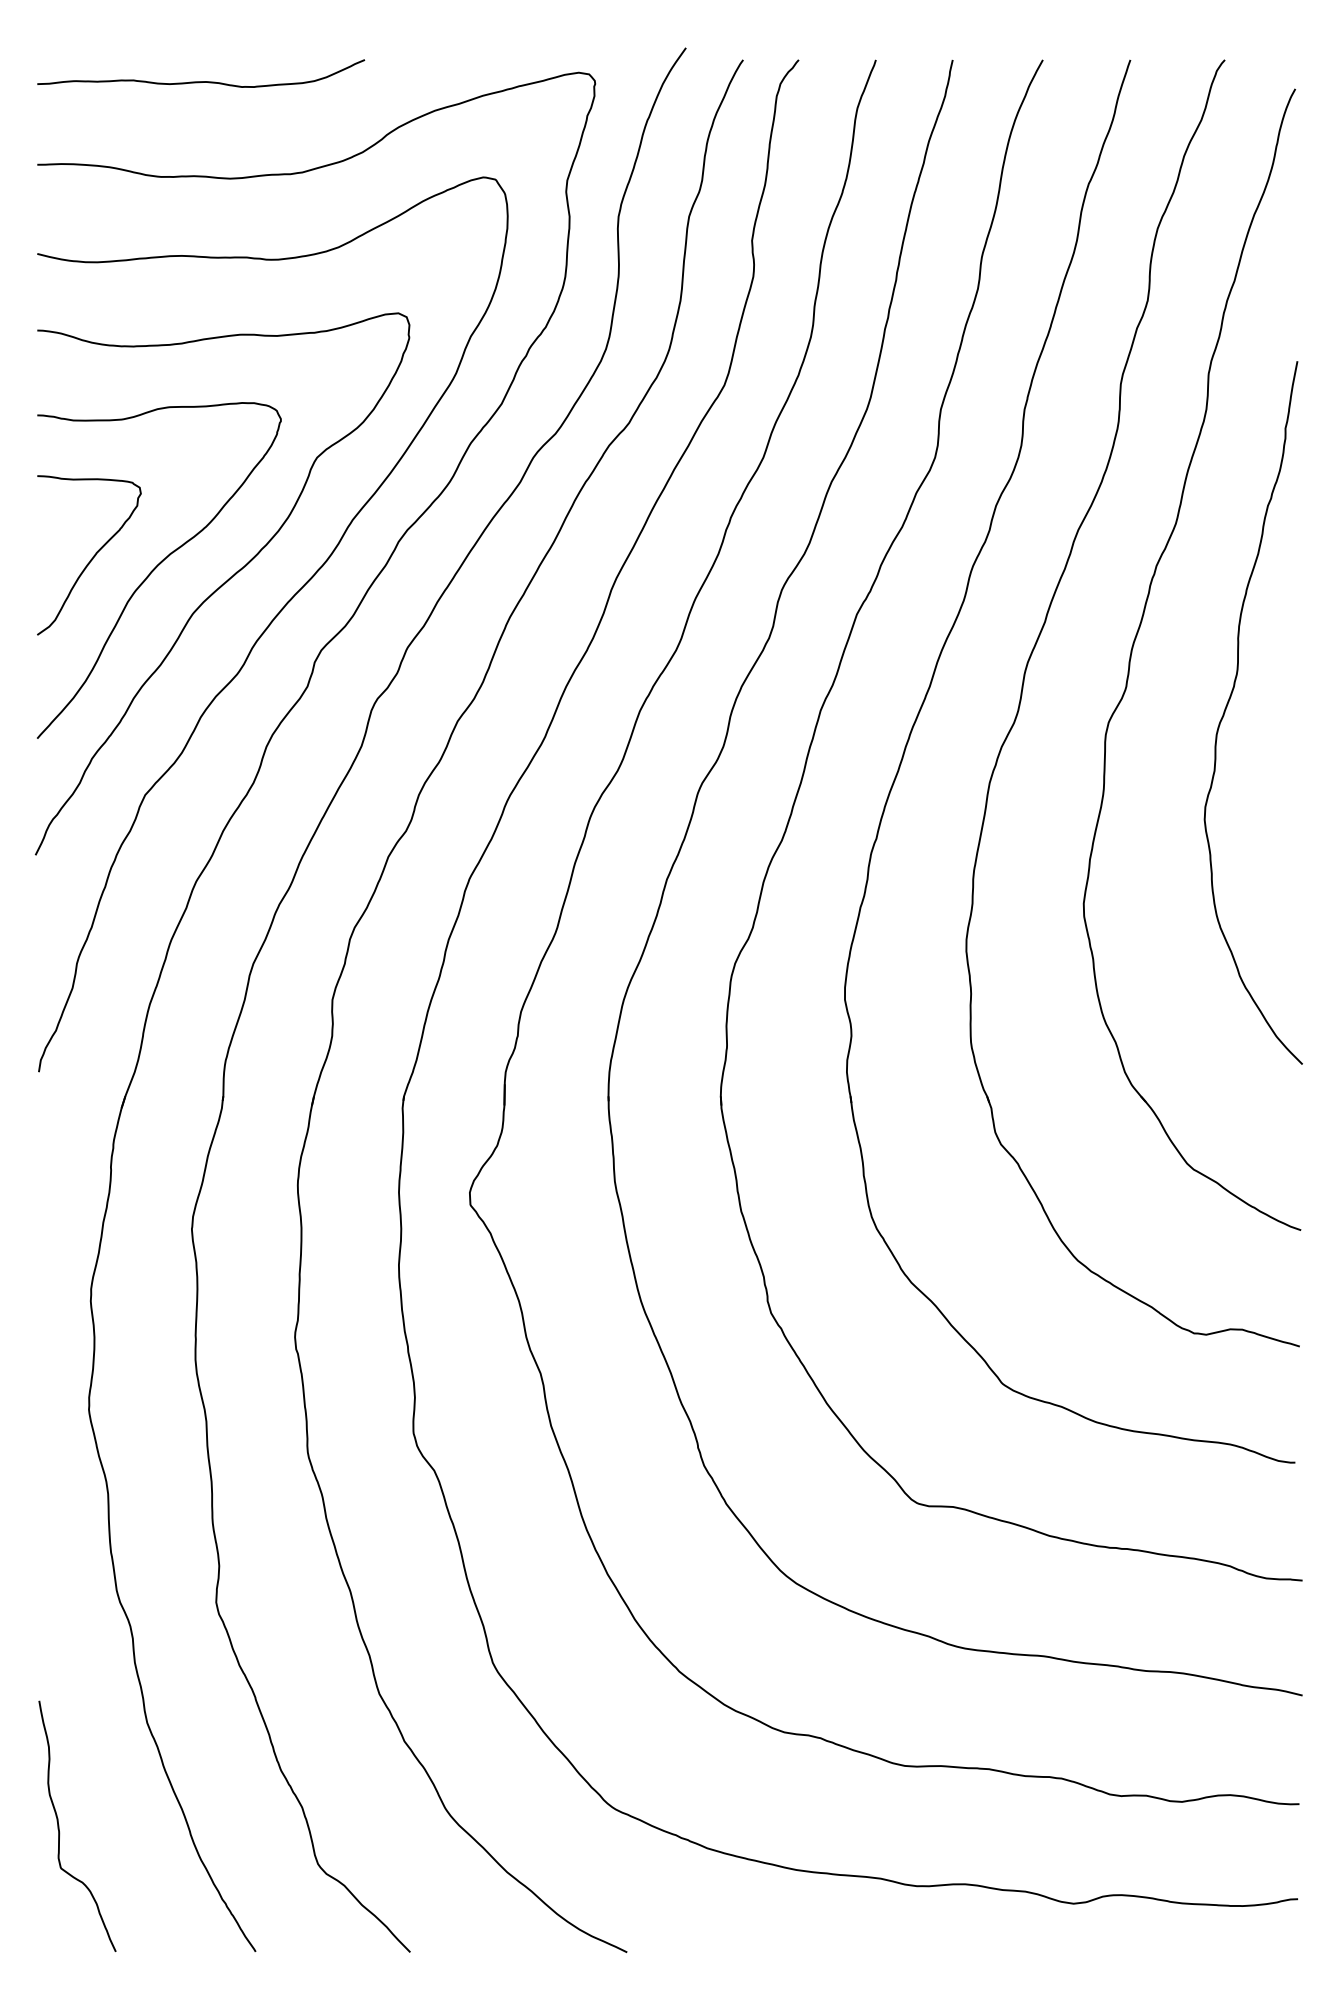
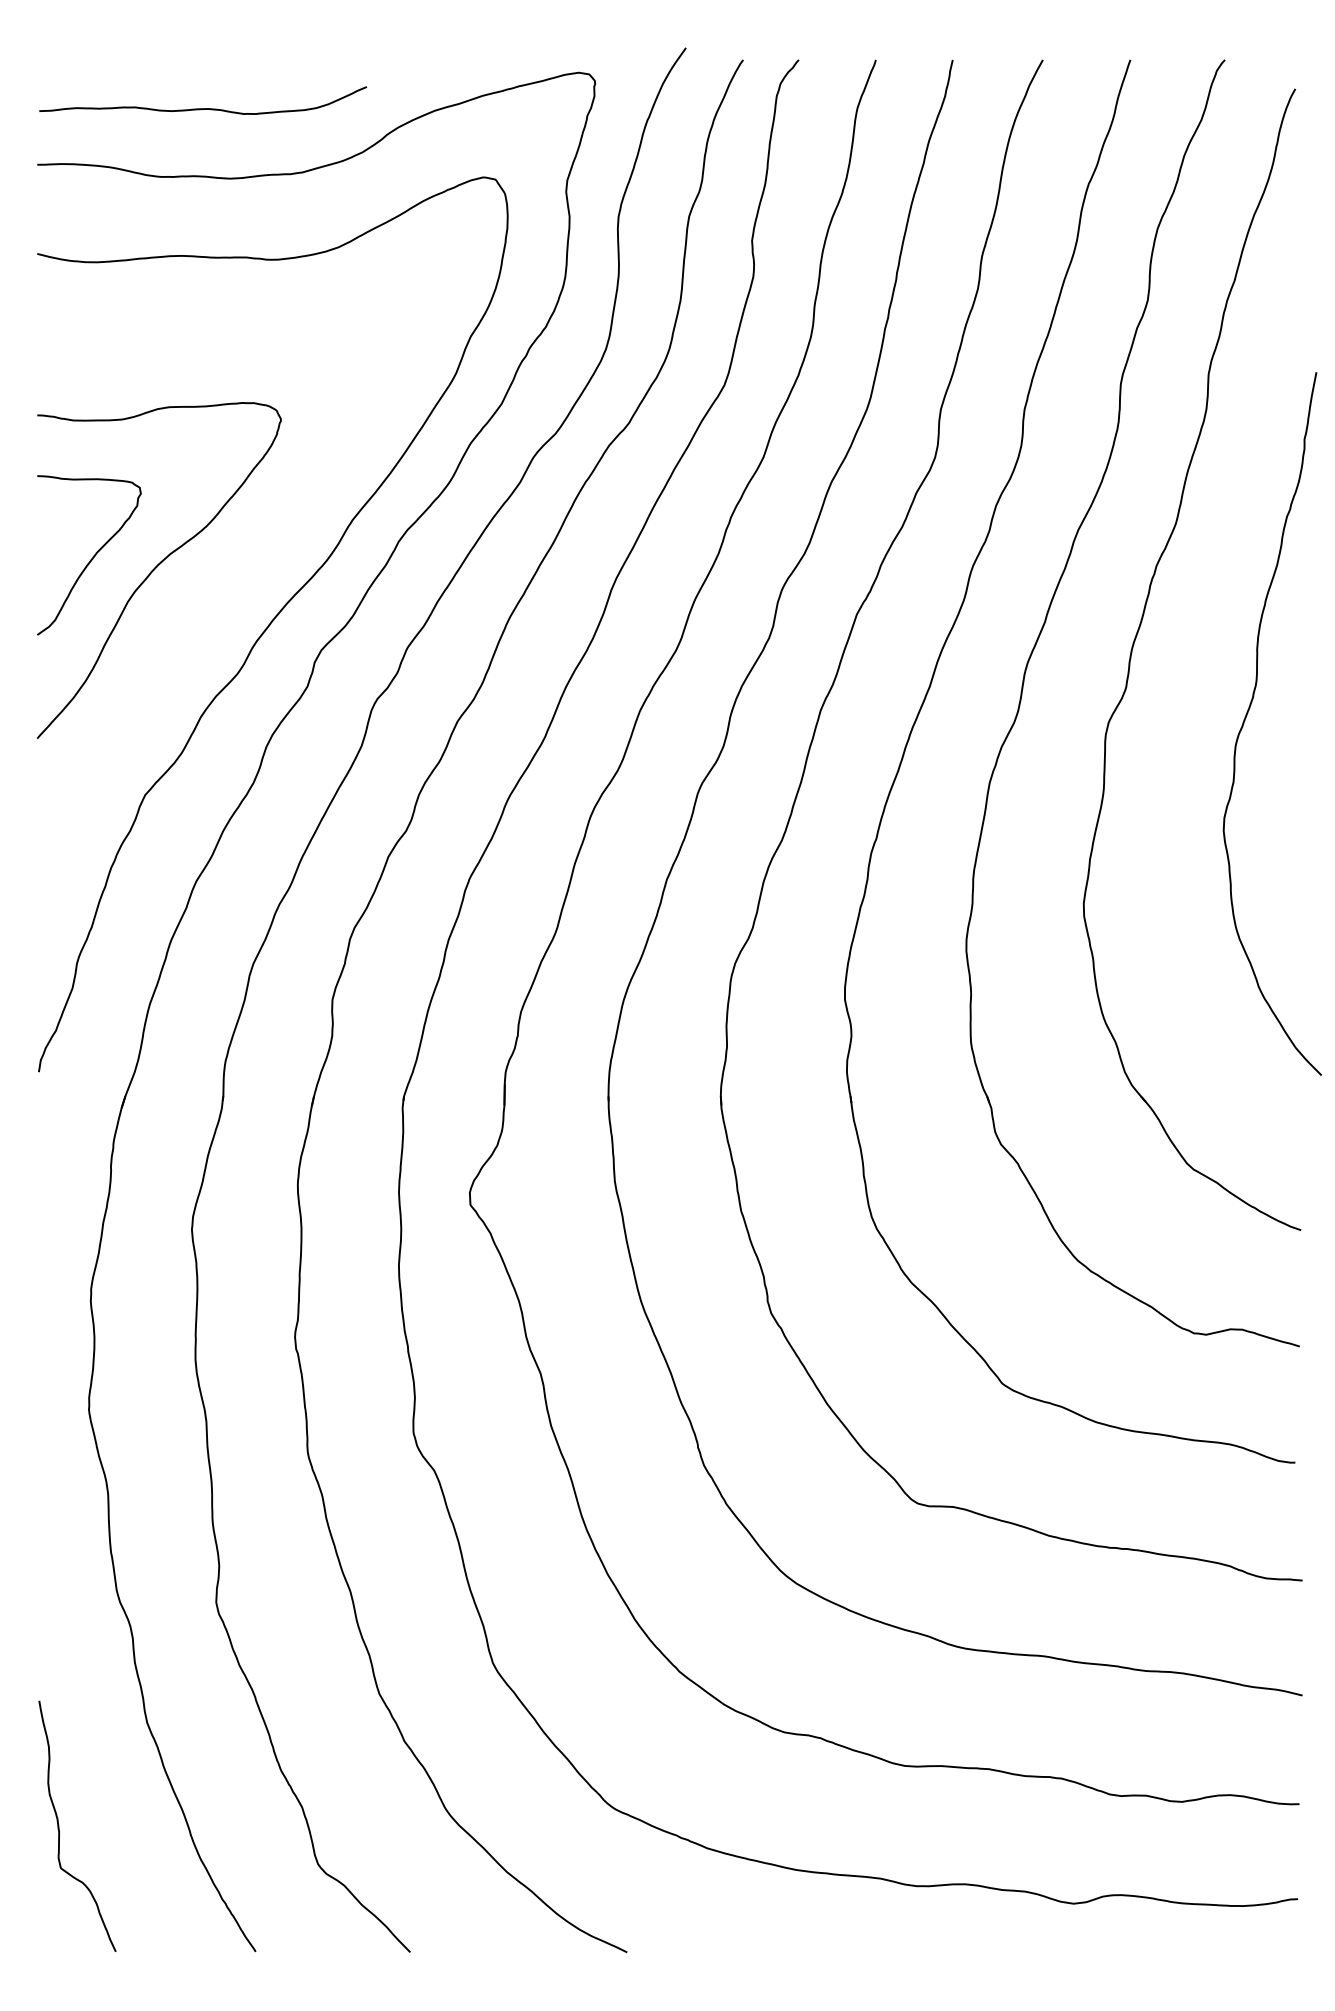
curve position: (201, 81) -> (203, 108) (203, 108)
curve: present -> none (222, 583)
curve position: (1229, 702) -> (1248, 713) (1248, 713)
